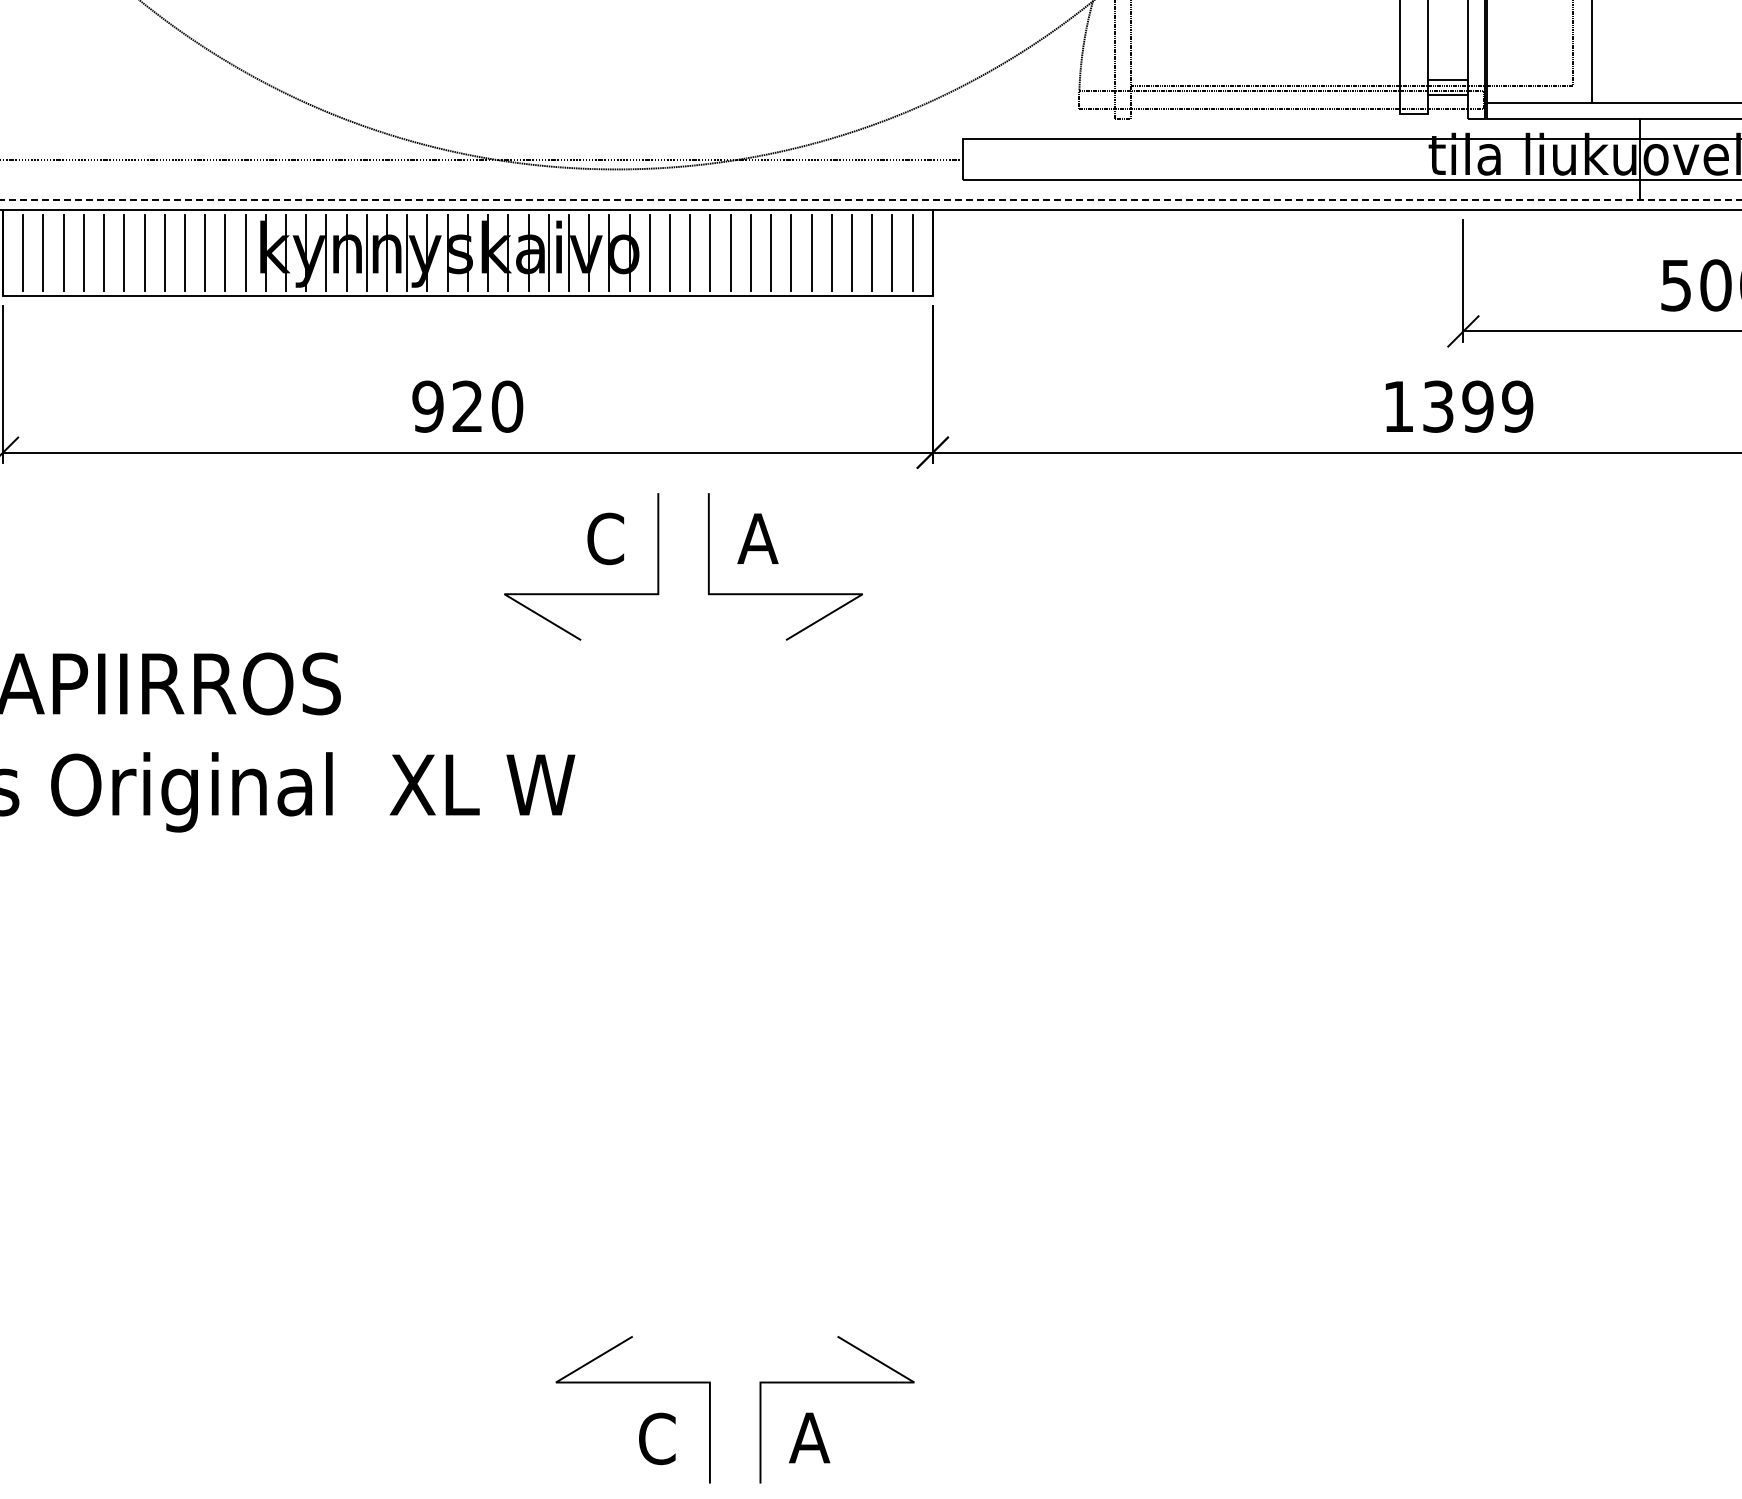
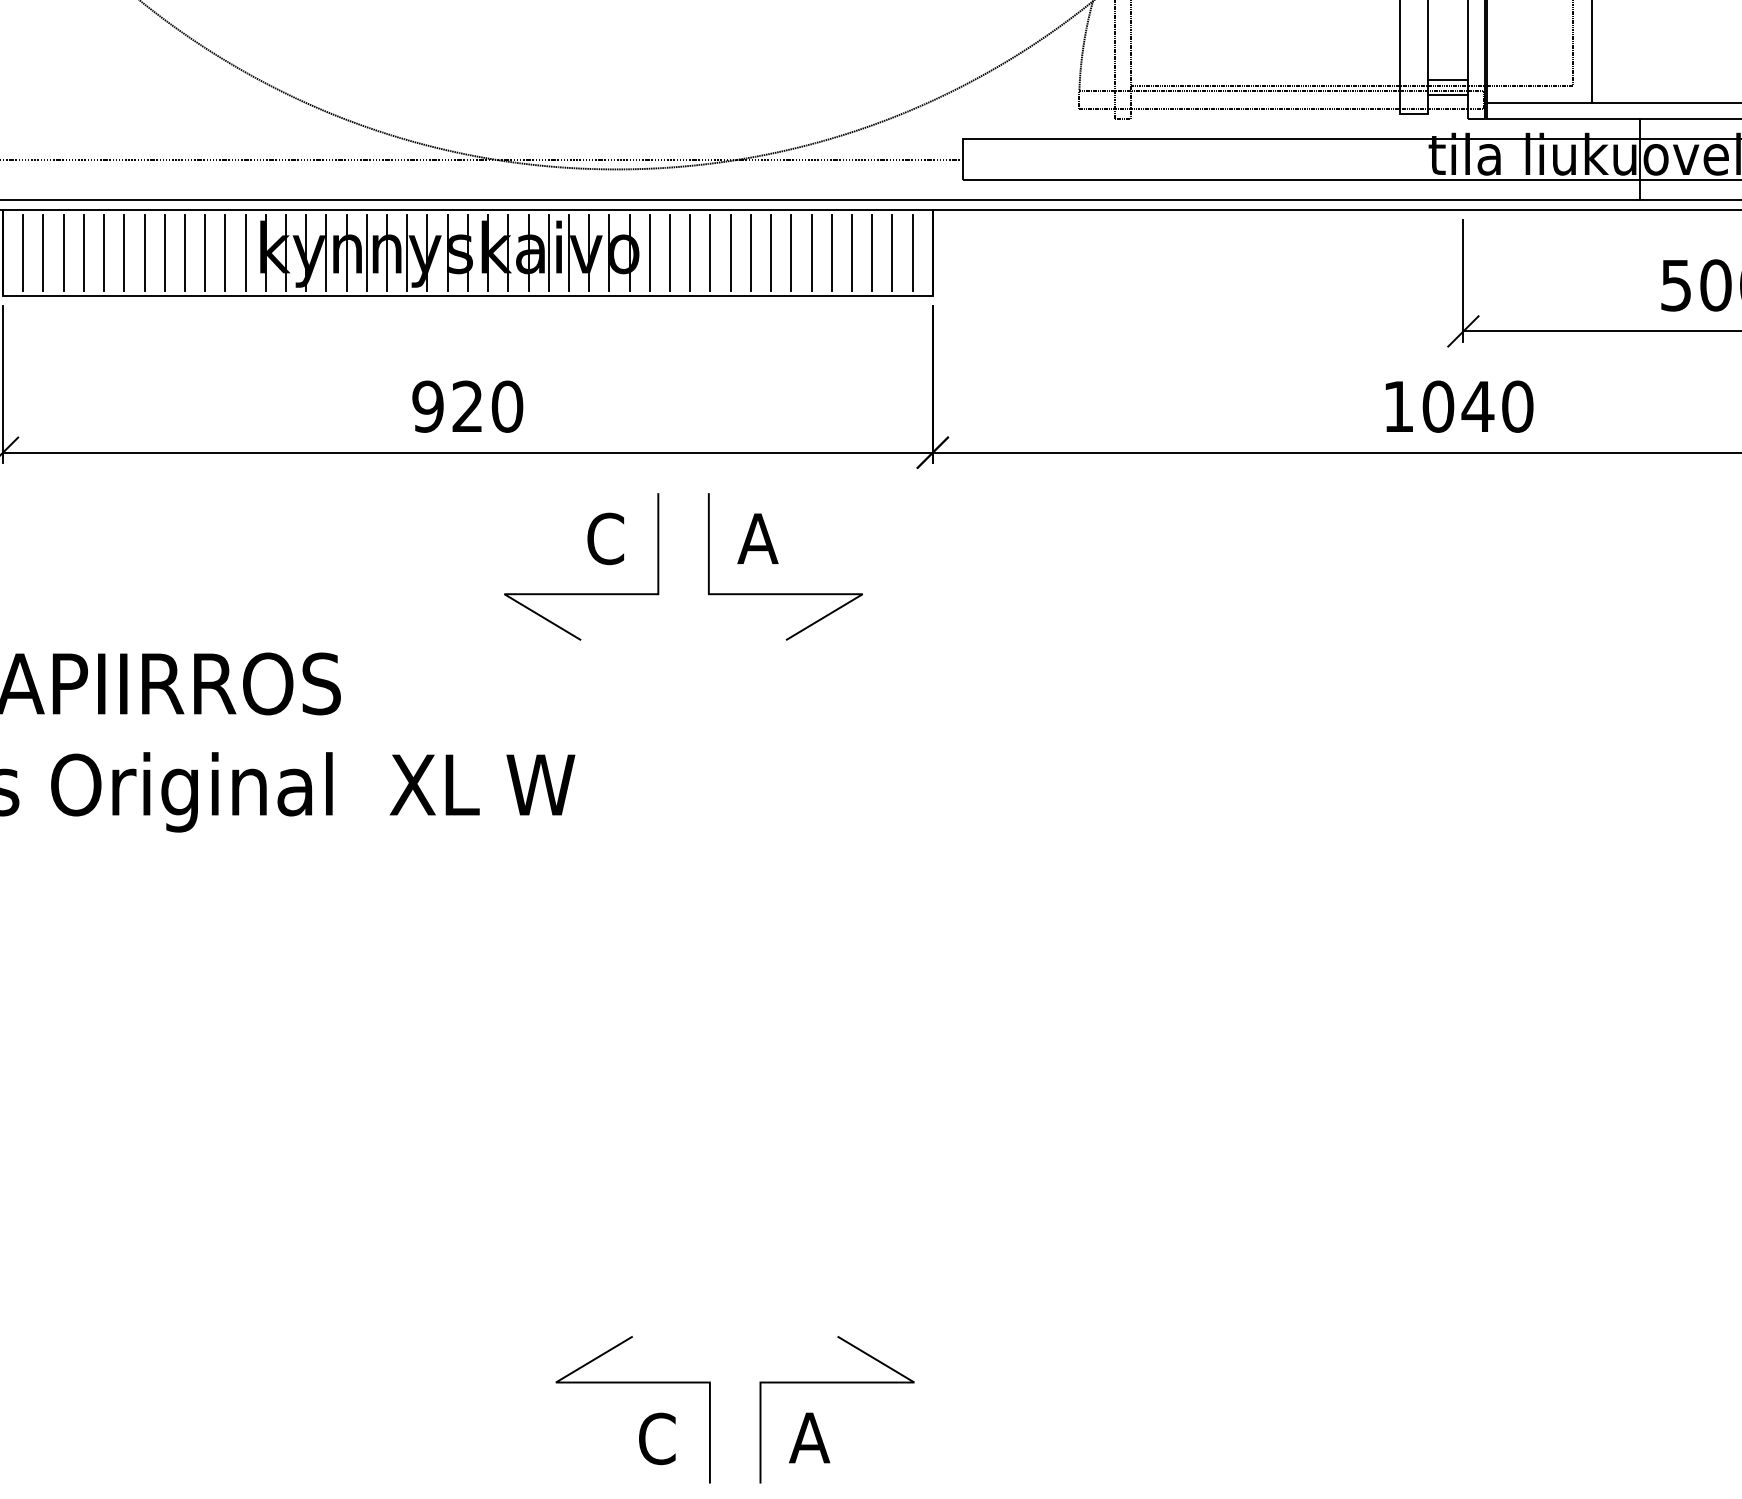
line: dashed -> solid (870, 200)
text: 1399 -> 1040 (1477, 406)
